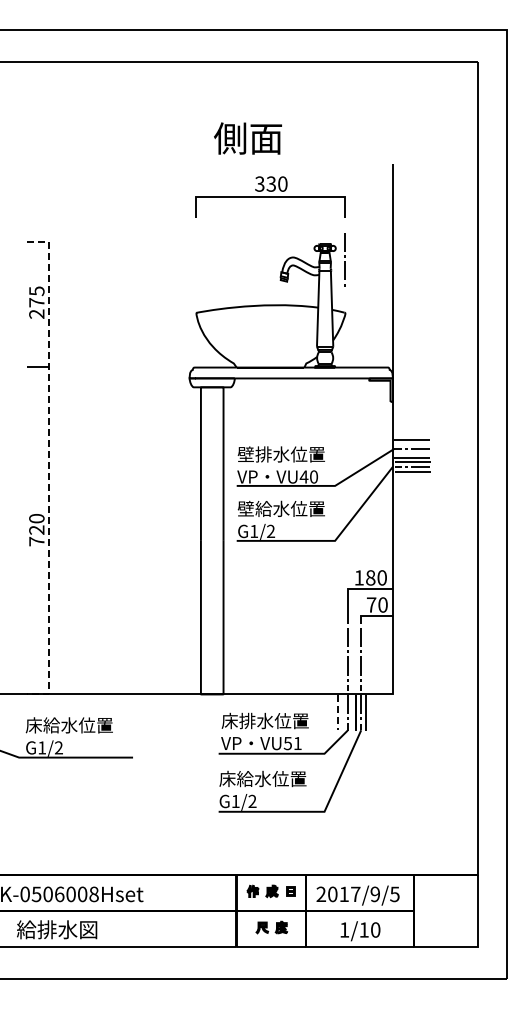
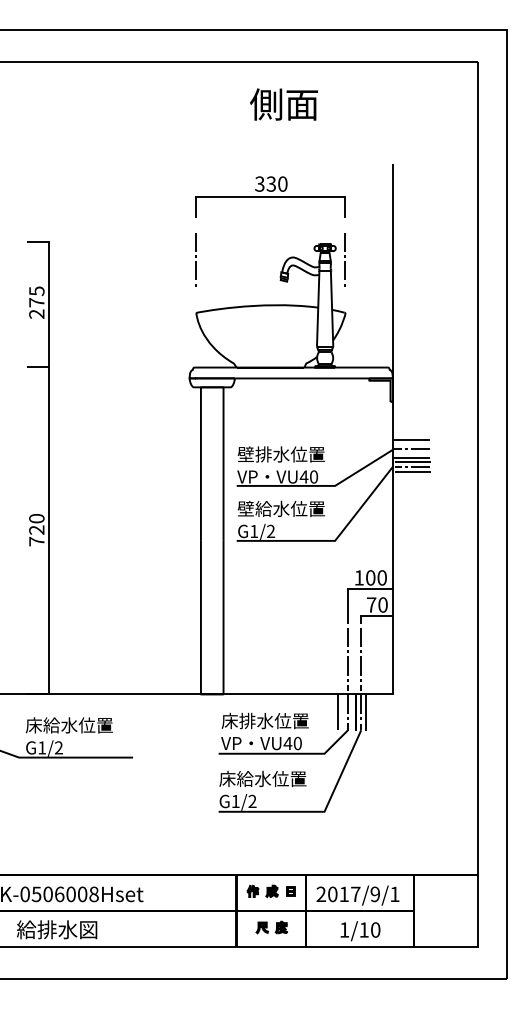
text position: (247, 138) -> (283, 104) (283, 104)
line: none -> present (195, 257)
line: dashed -> solid (48, 468)
text: 180 -> 100 (370, 577)
line: dashed -> solid (338, 712)
text: VU51 -> VU40 (292, 743)
text: 2017/9/5 -> 2017/9/1 (394, 894)
